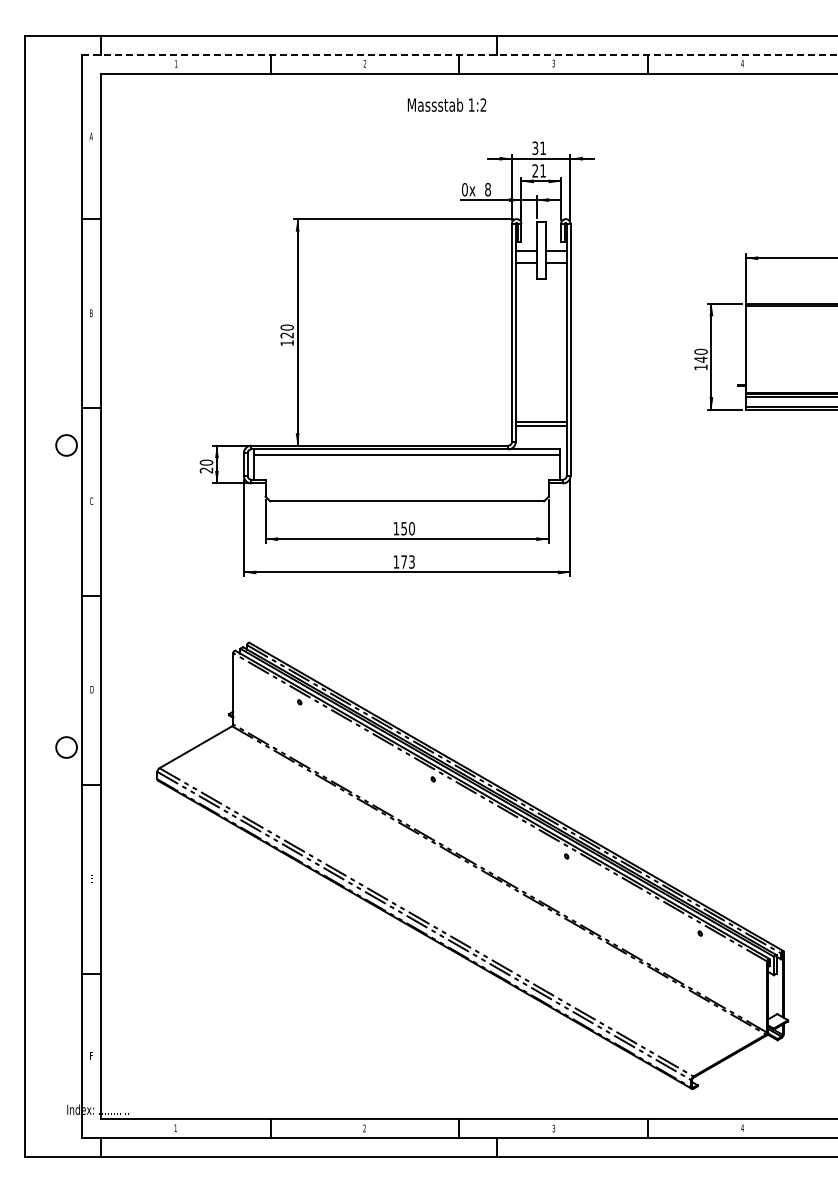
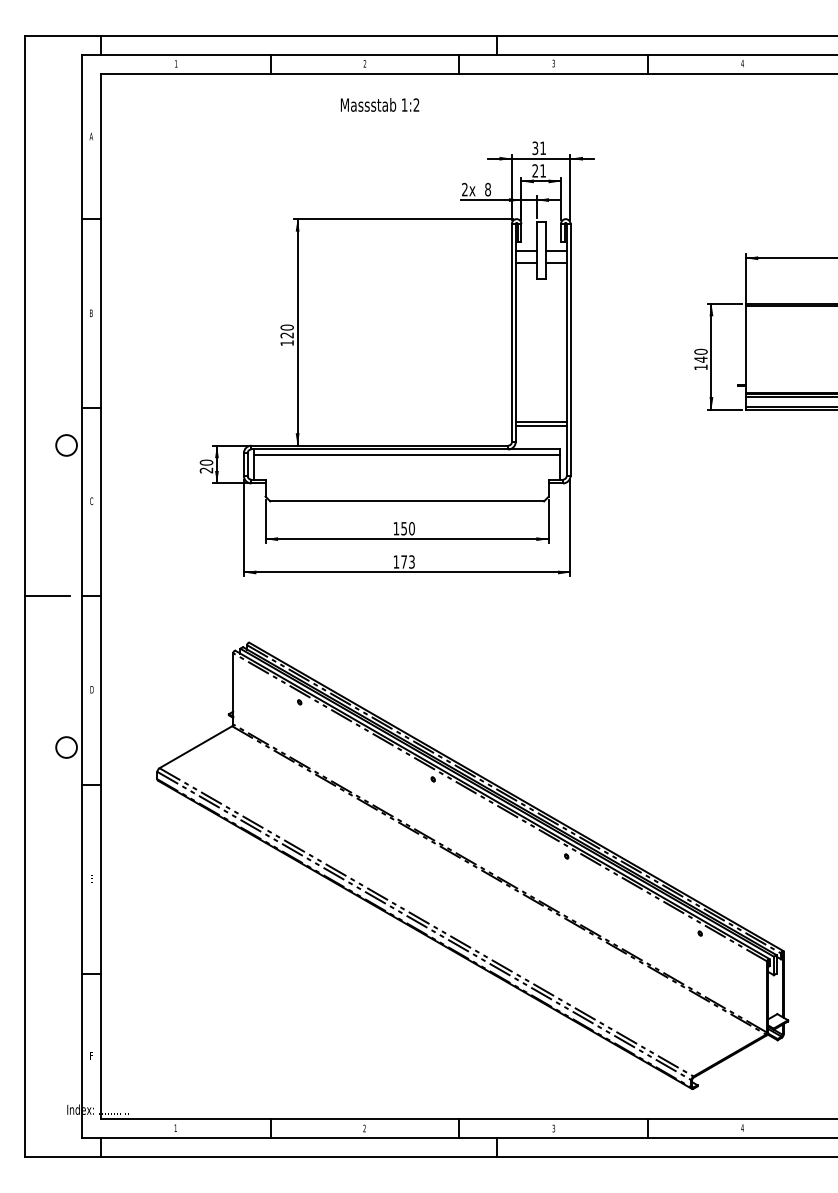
line: dashed -> solid (459, 54)
text position: (446, 104) -> (379, 104) (379, 104)
text: 0x -> 2x (464, 189)
line: none -> present (47, 596)
